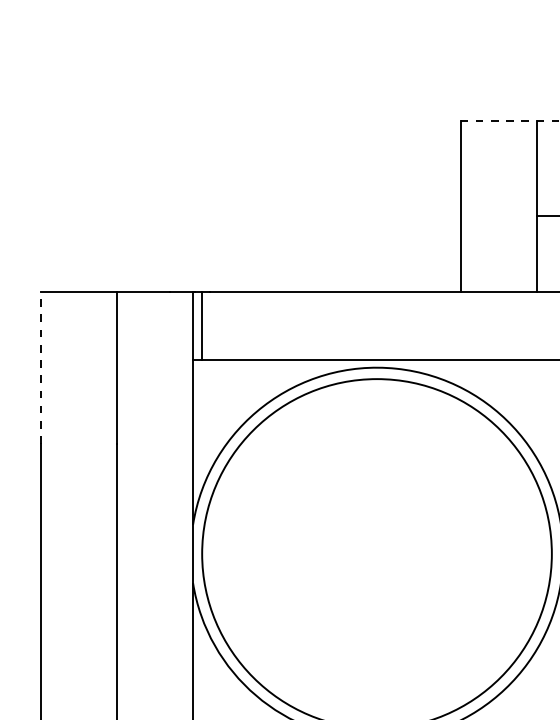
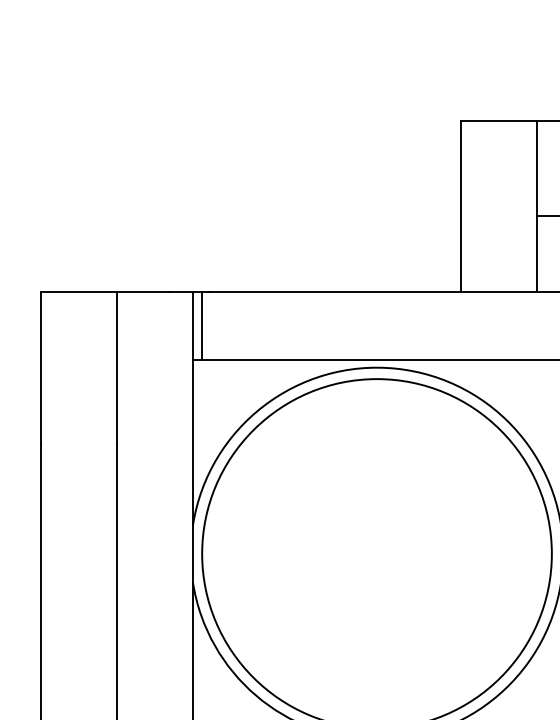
line: dashed -> solid (510, 120)
line: dashed -> solid (41, 367)
